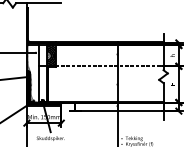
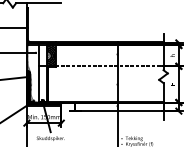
line: none -> present (14, 27)
